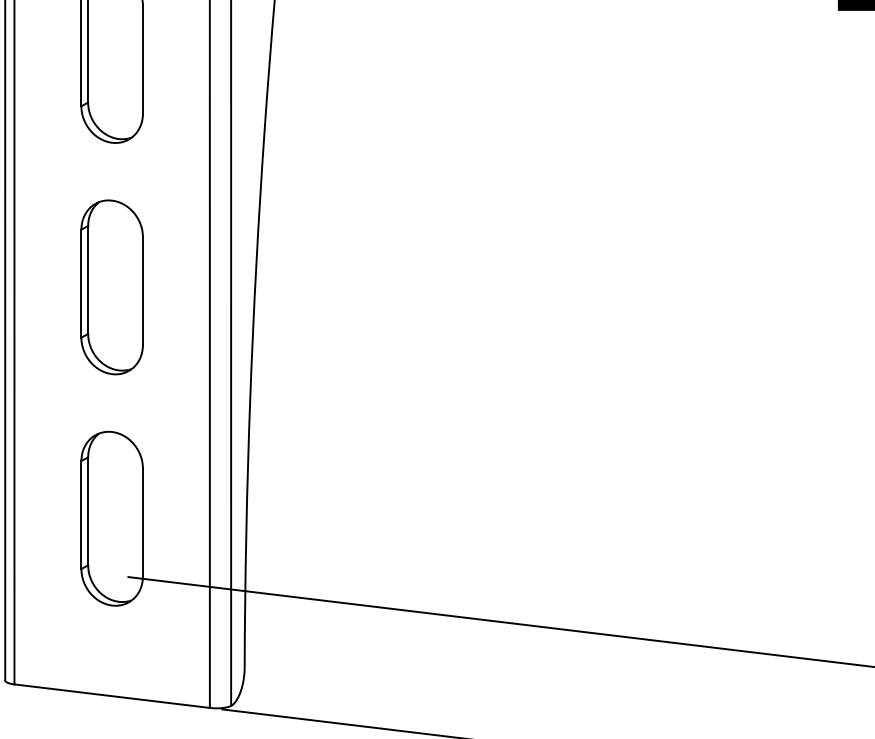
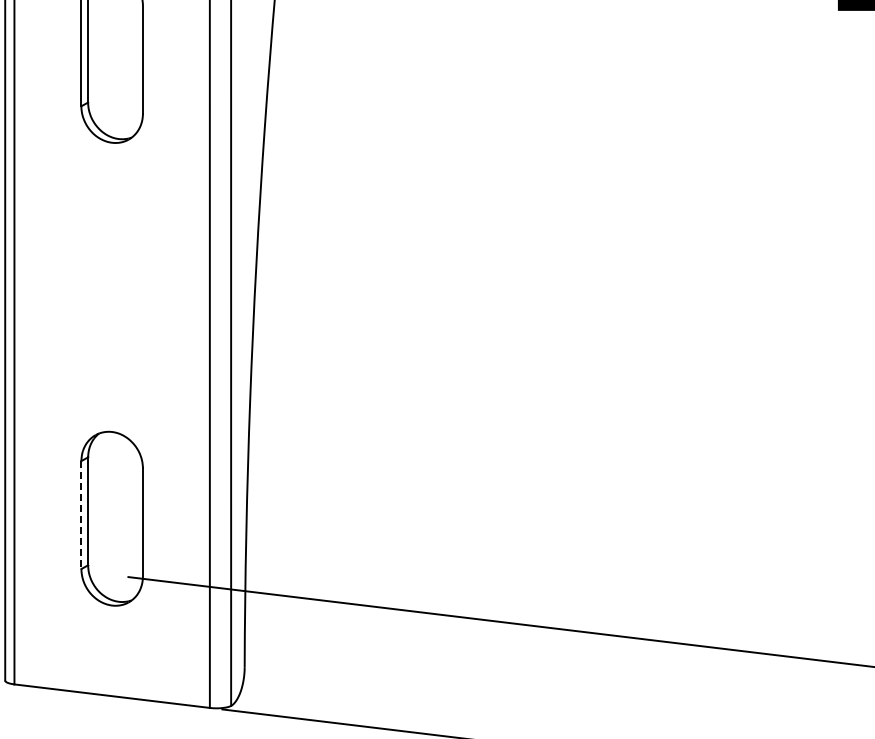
part: present -> none (111, 287)
line: solid -> dashed (81, 515)
